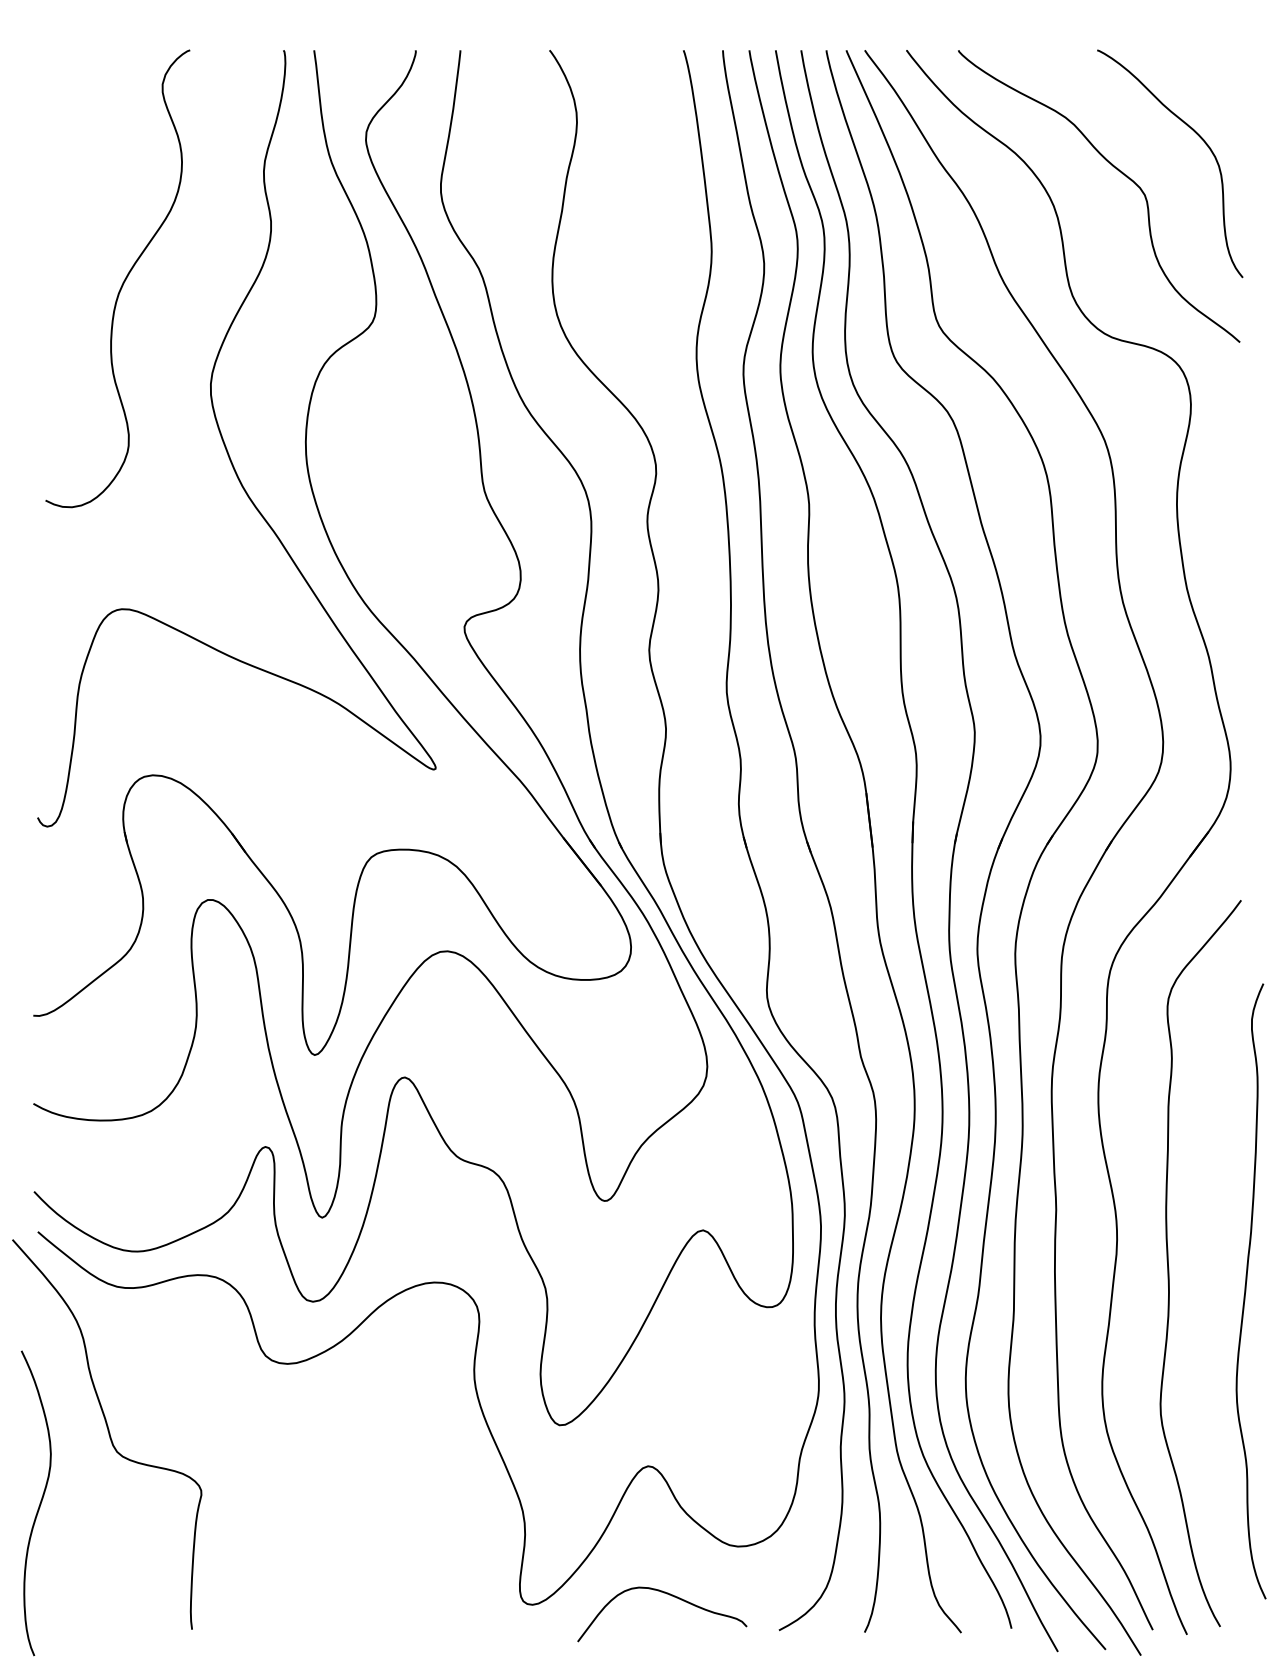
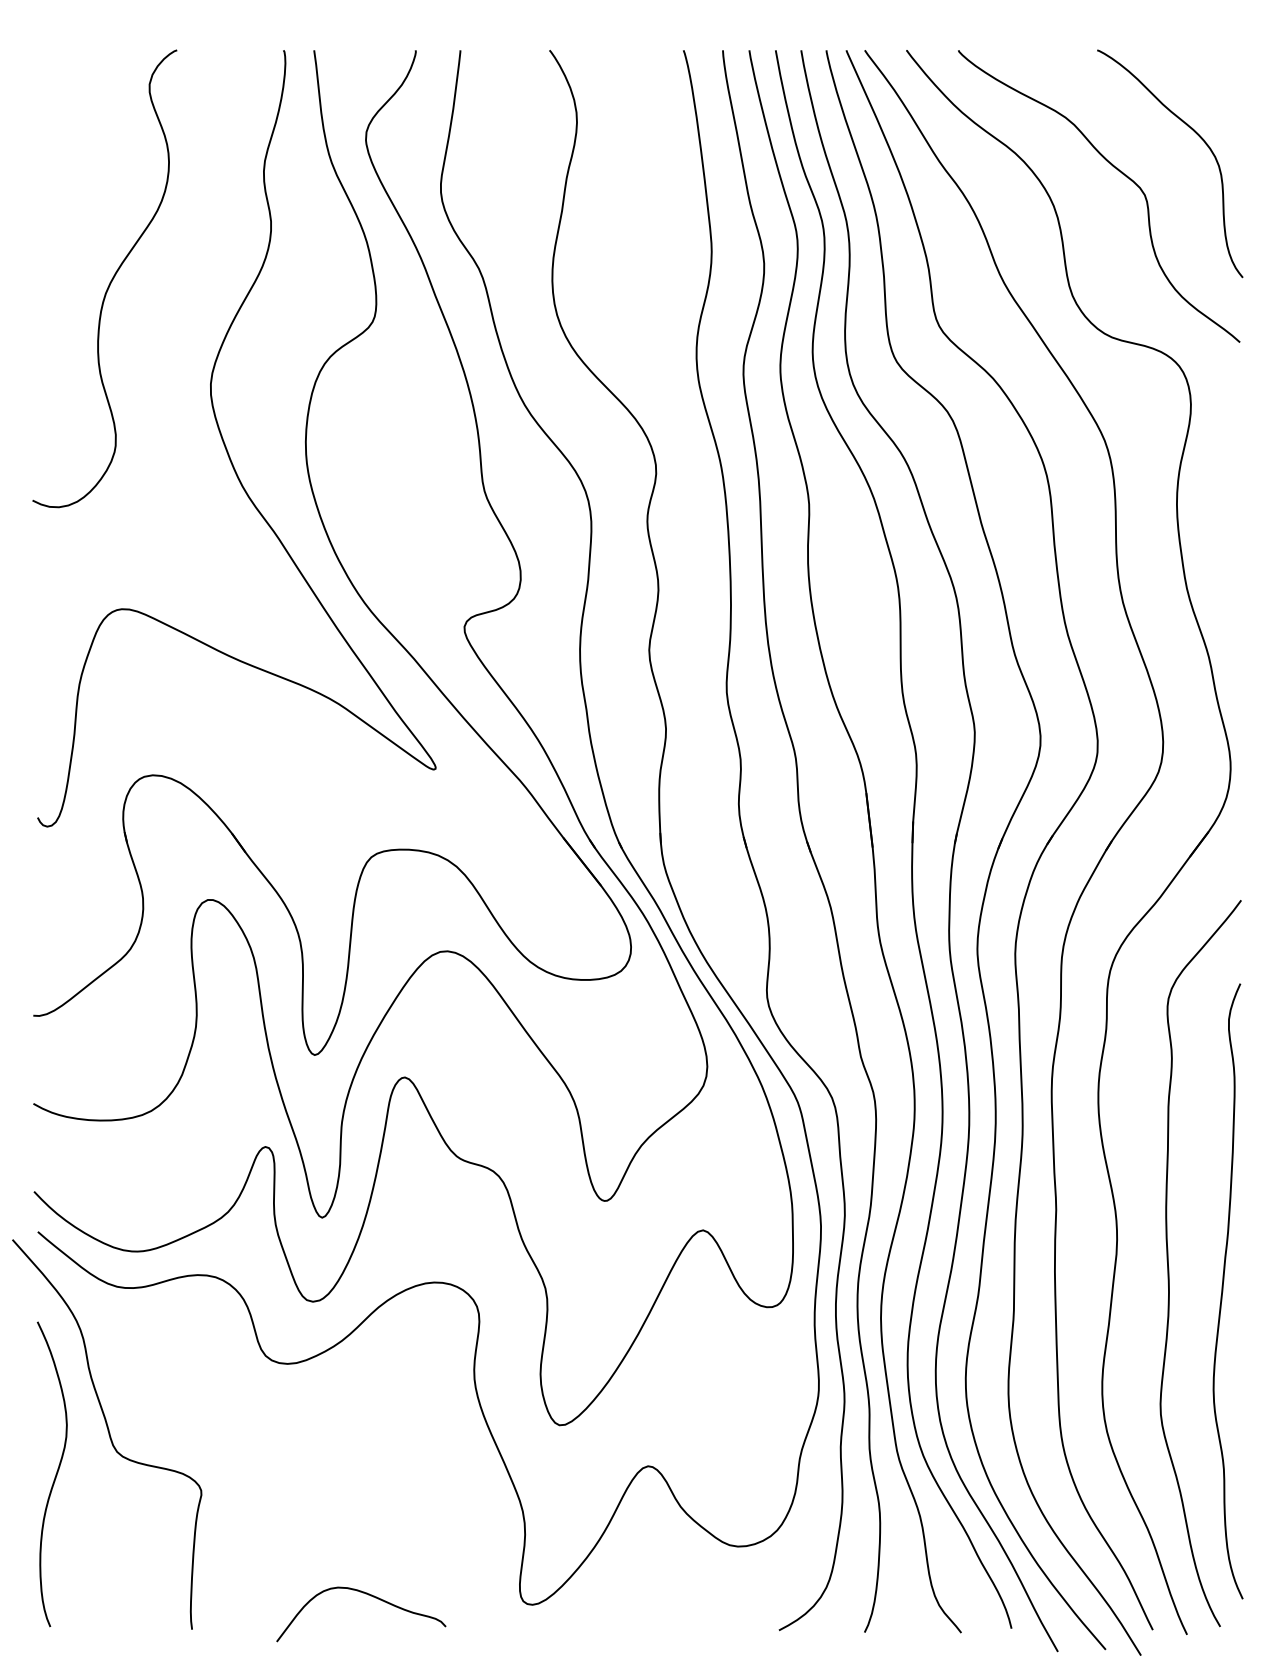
curve position: (123, 280) -> (110, 280) (110, 280)
curve position: (1246, 1291) -> (1223, 1291) (1223, 1291)
curve position: (39, 1503) -> (55, 1474) (55, 1474)
curve position: (671, 1596) -> (370, 1596) (370, 1596)
